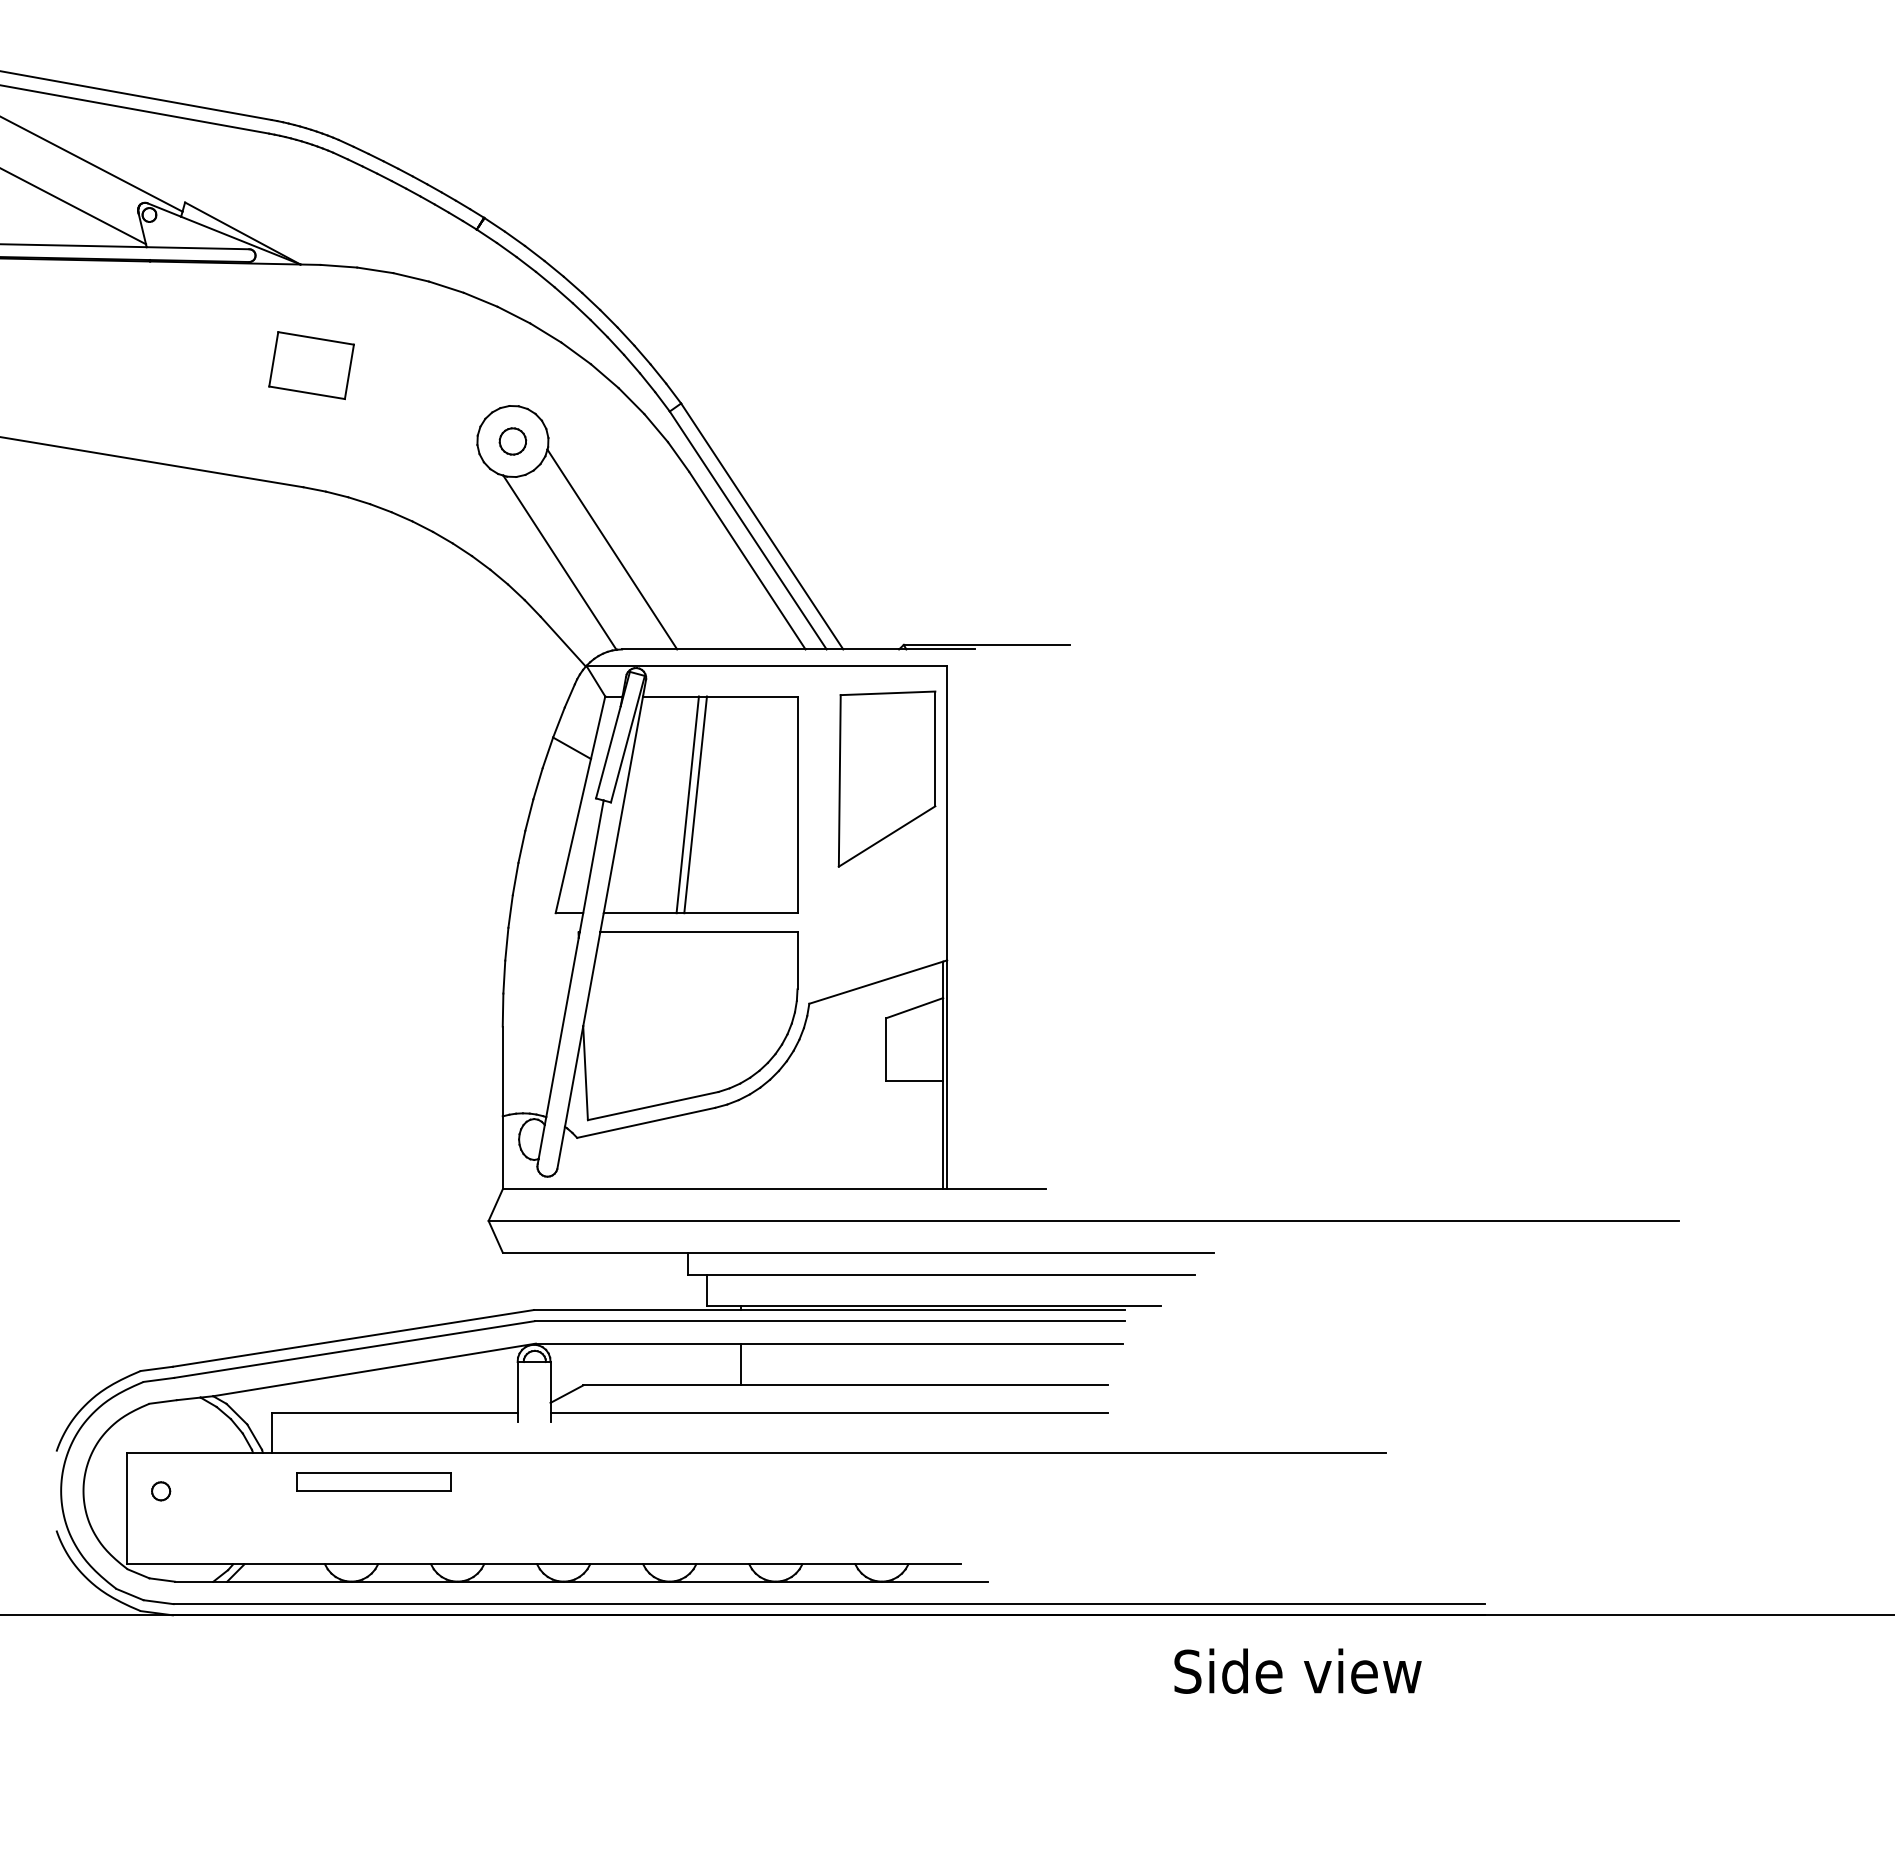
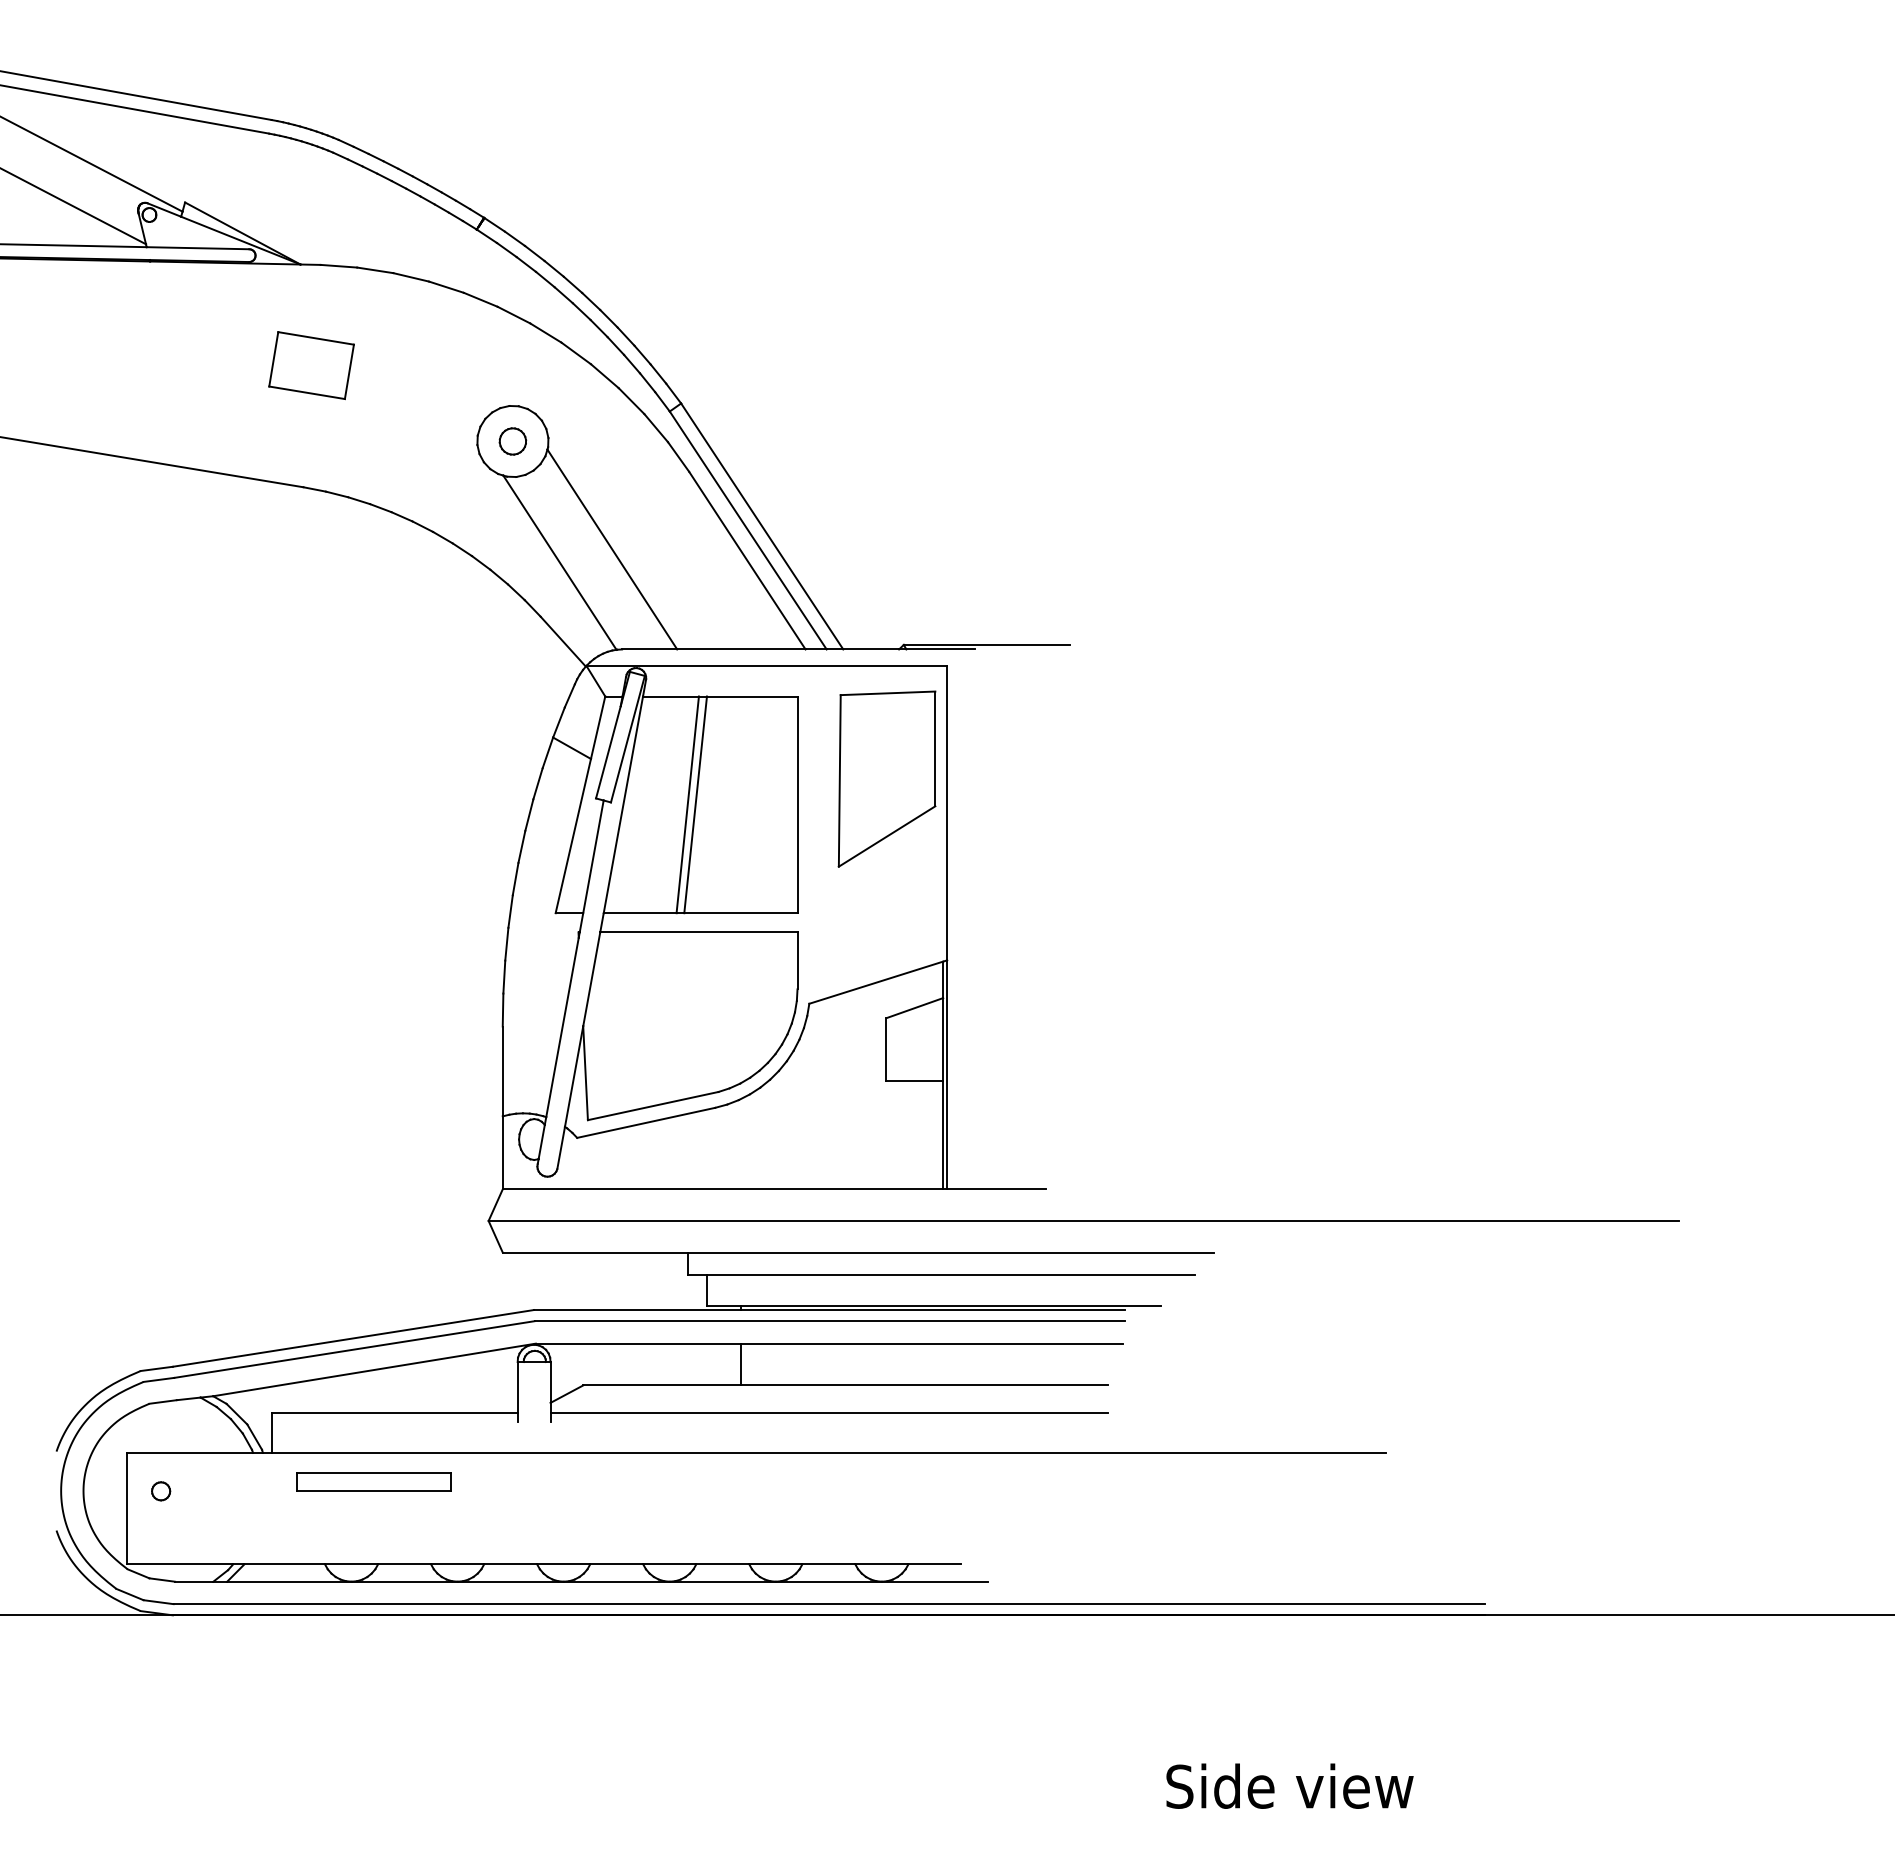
text position: (1297, 1670) -> (1289, 1785) (1289, 1785)
